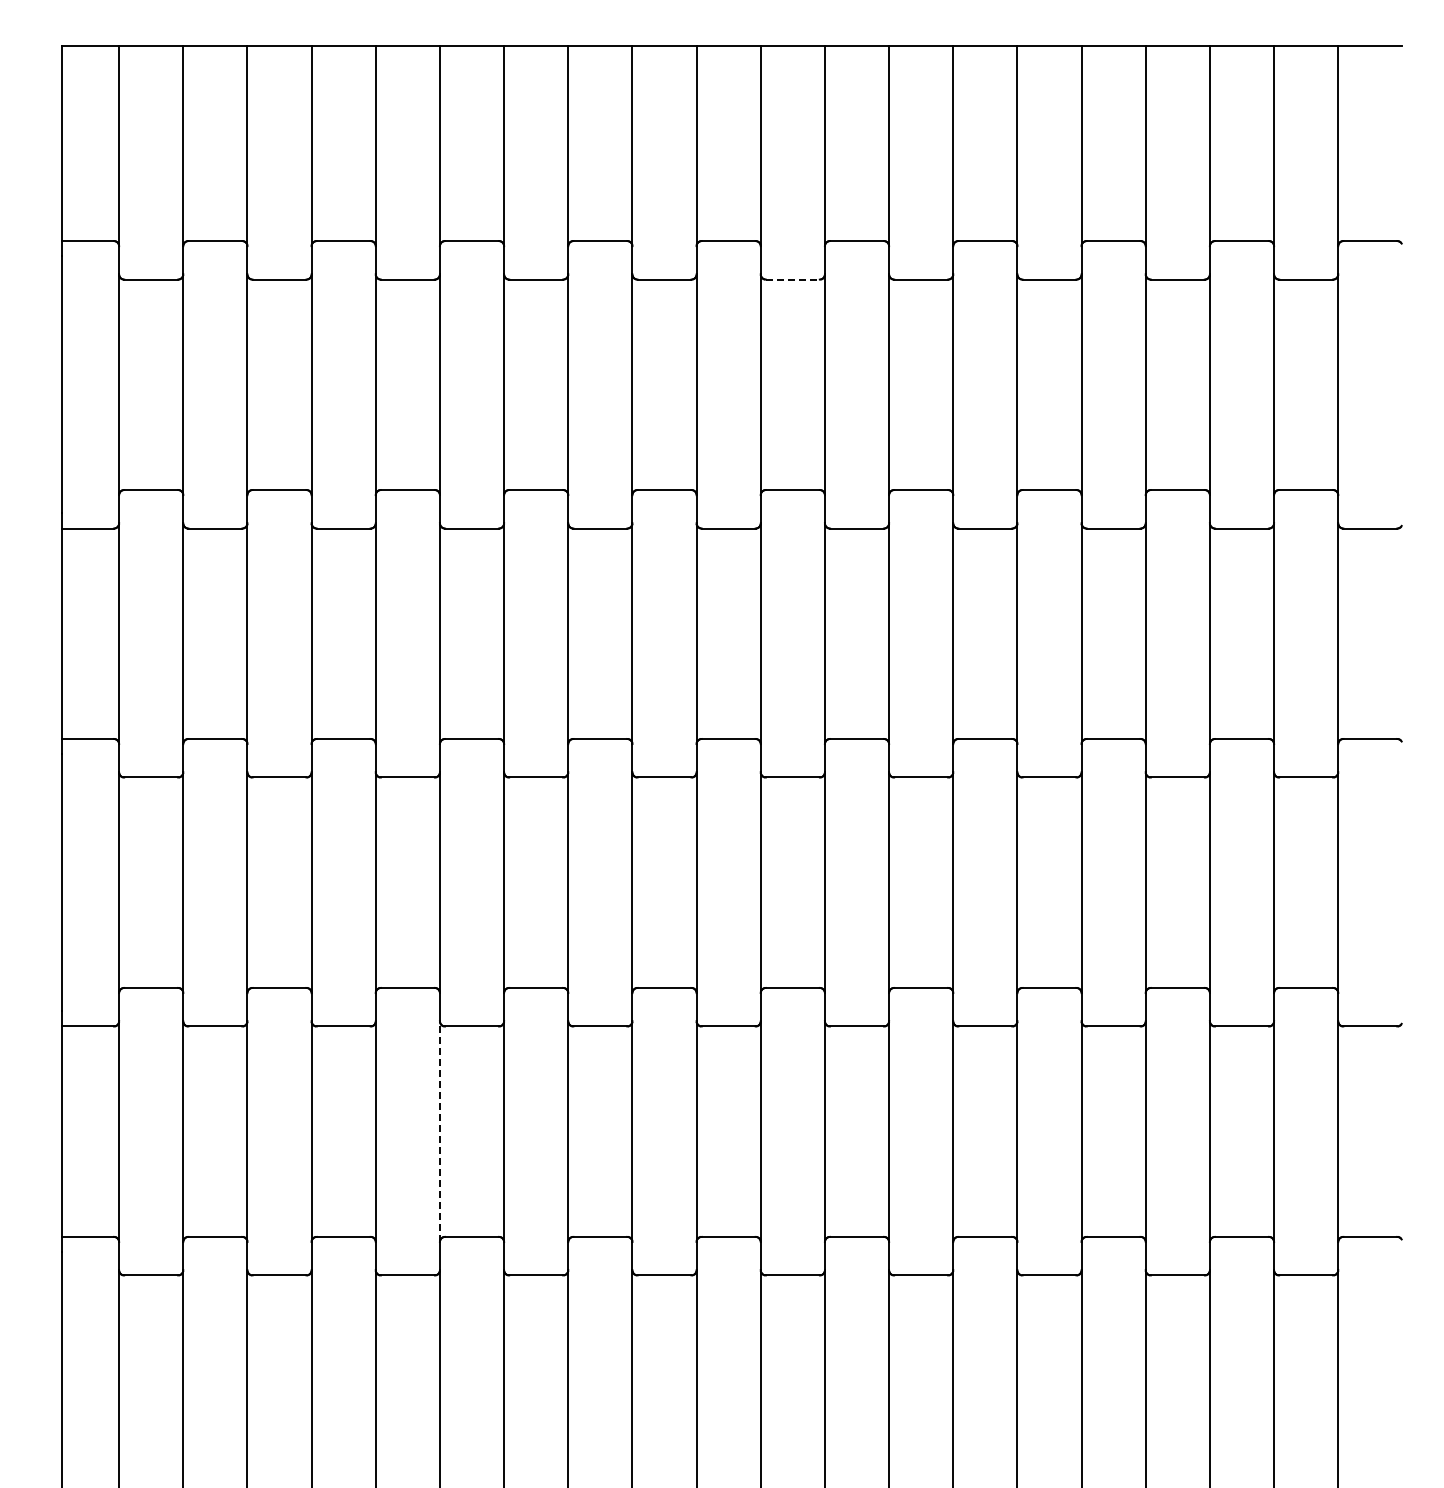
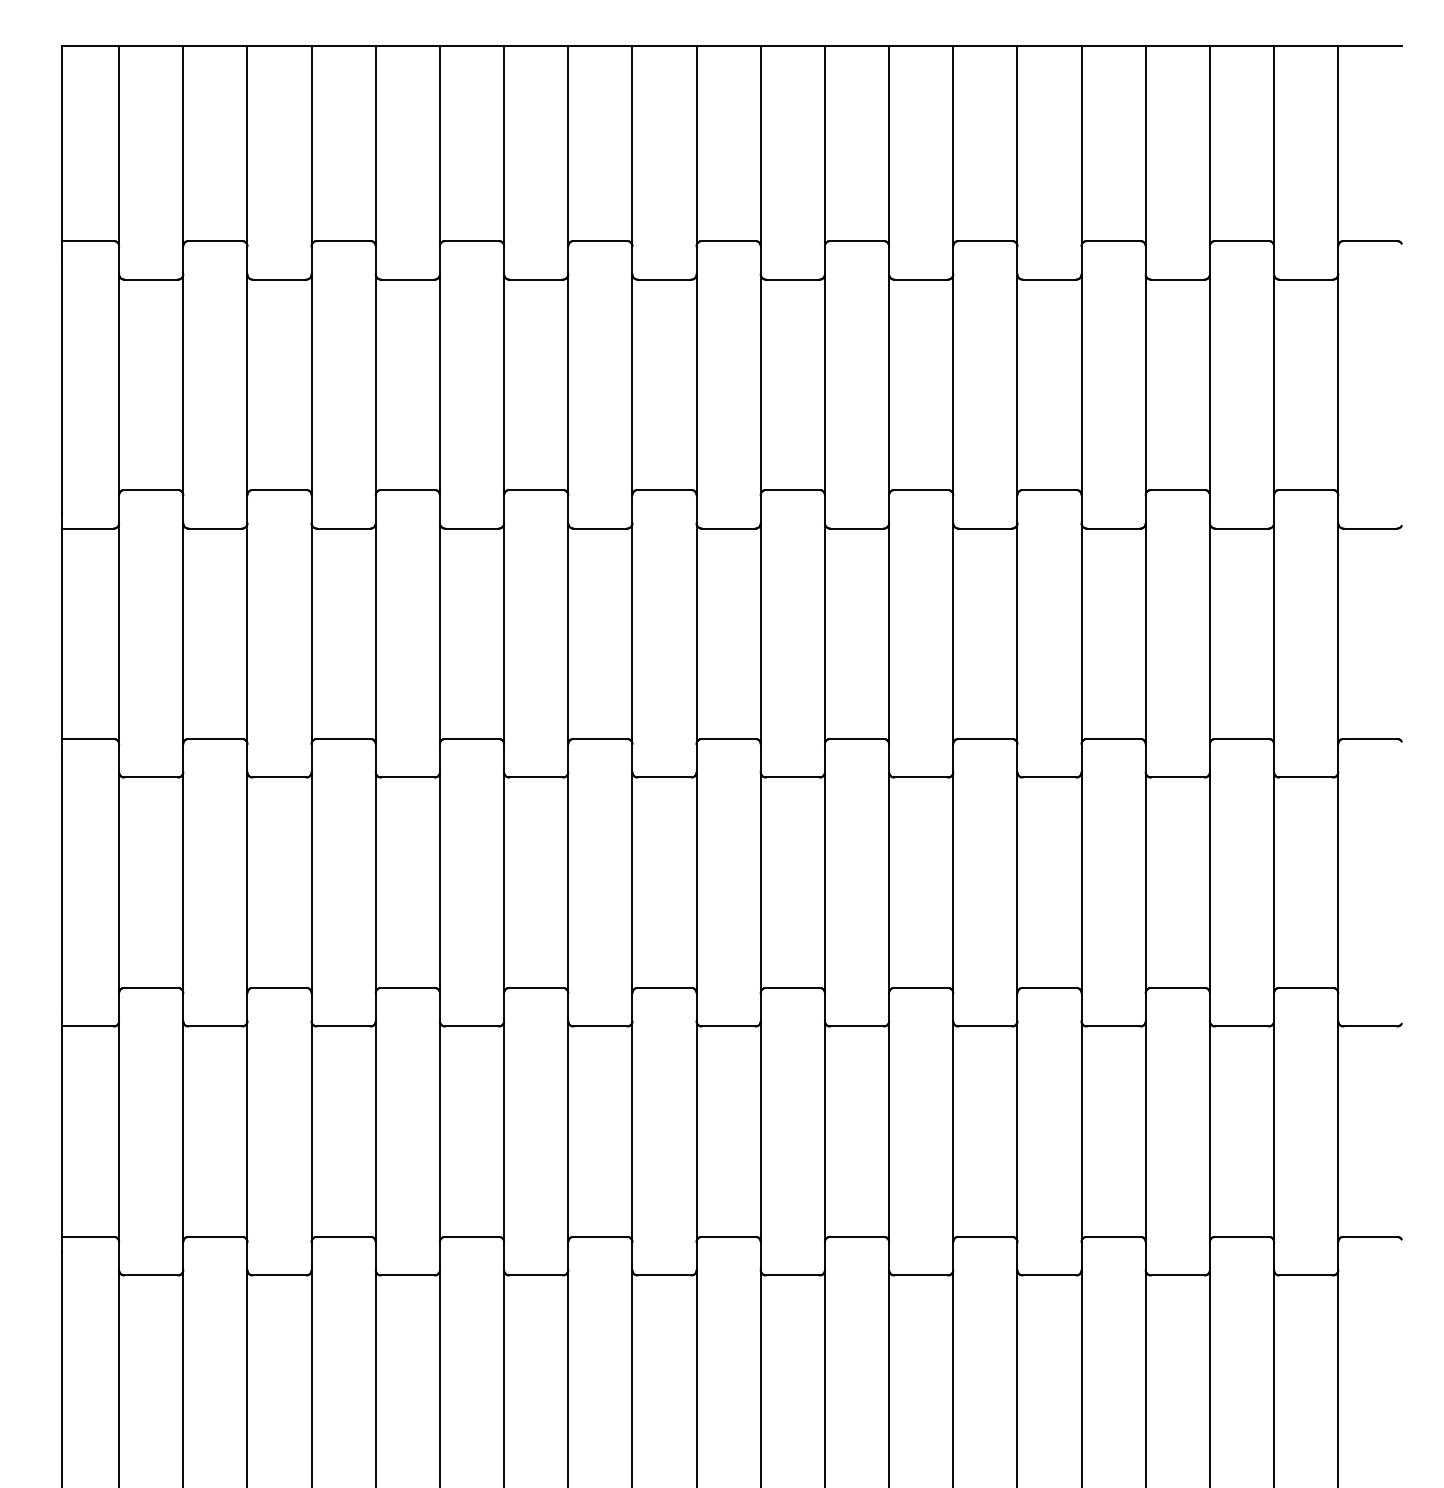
line: dashed -> solid (792, 279)
line: dashed -> solid (439, 1131)
